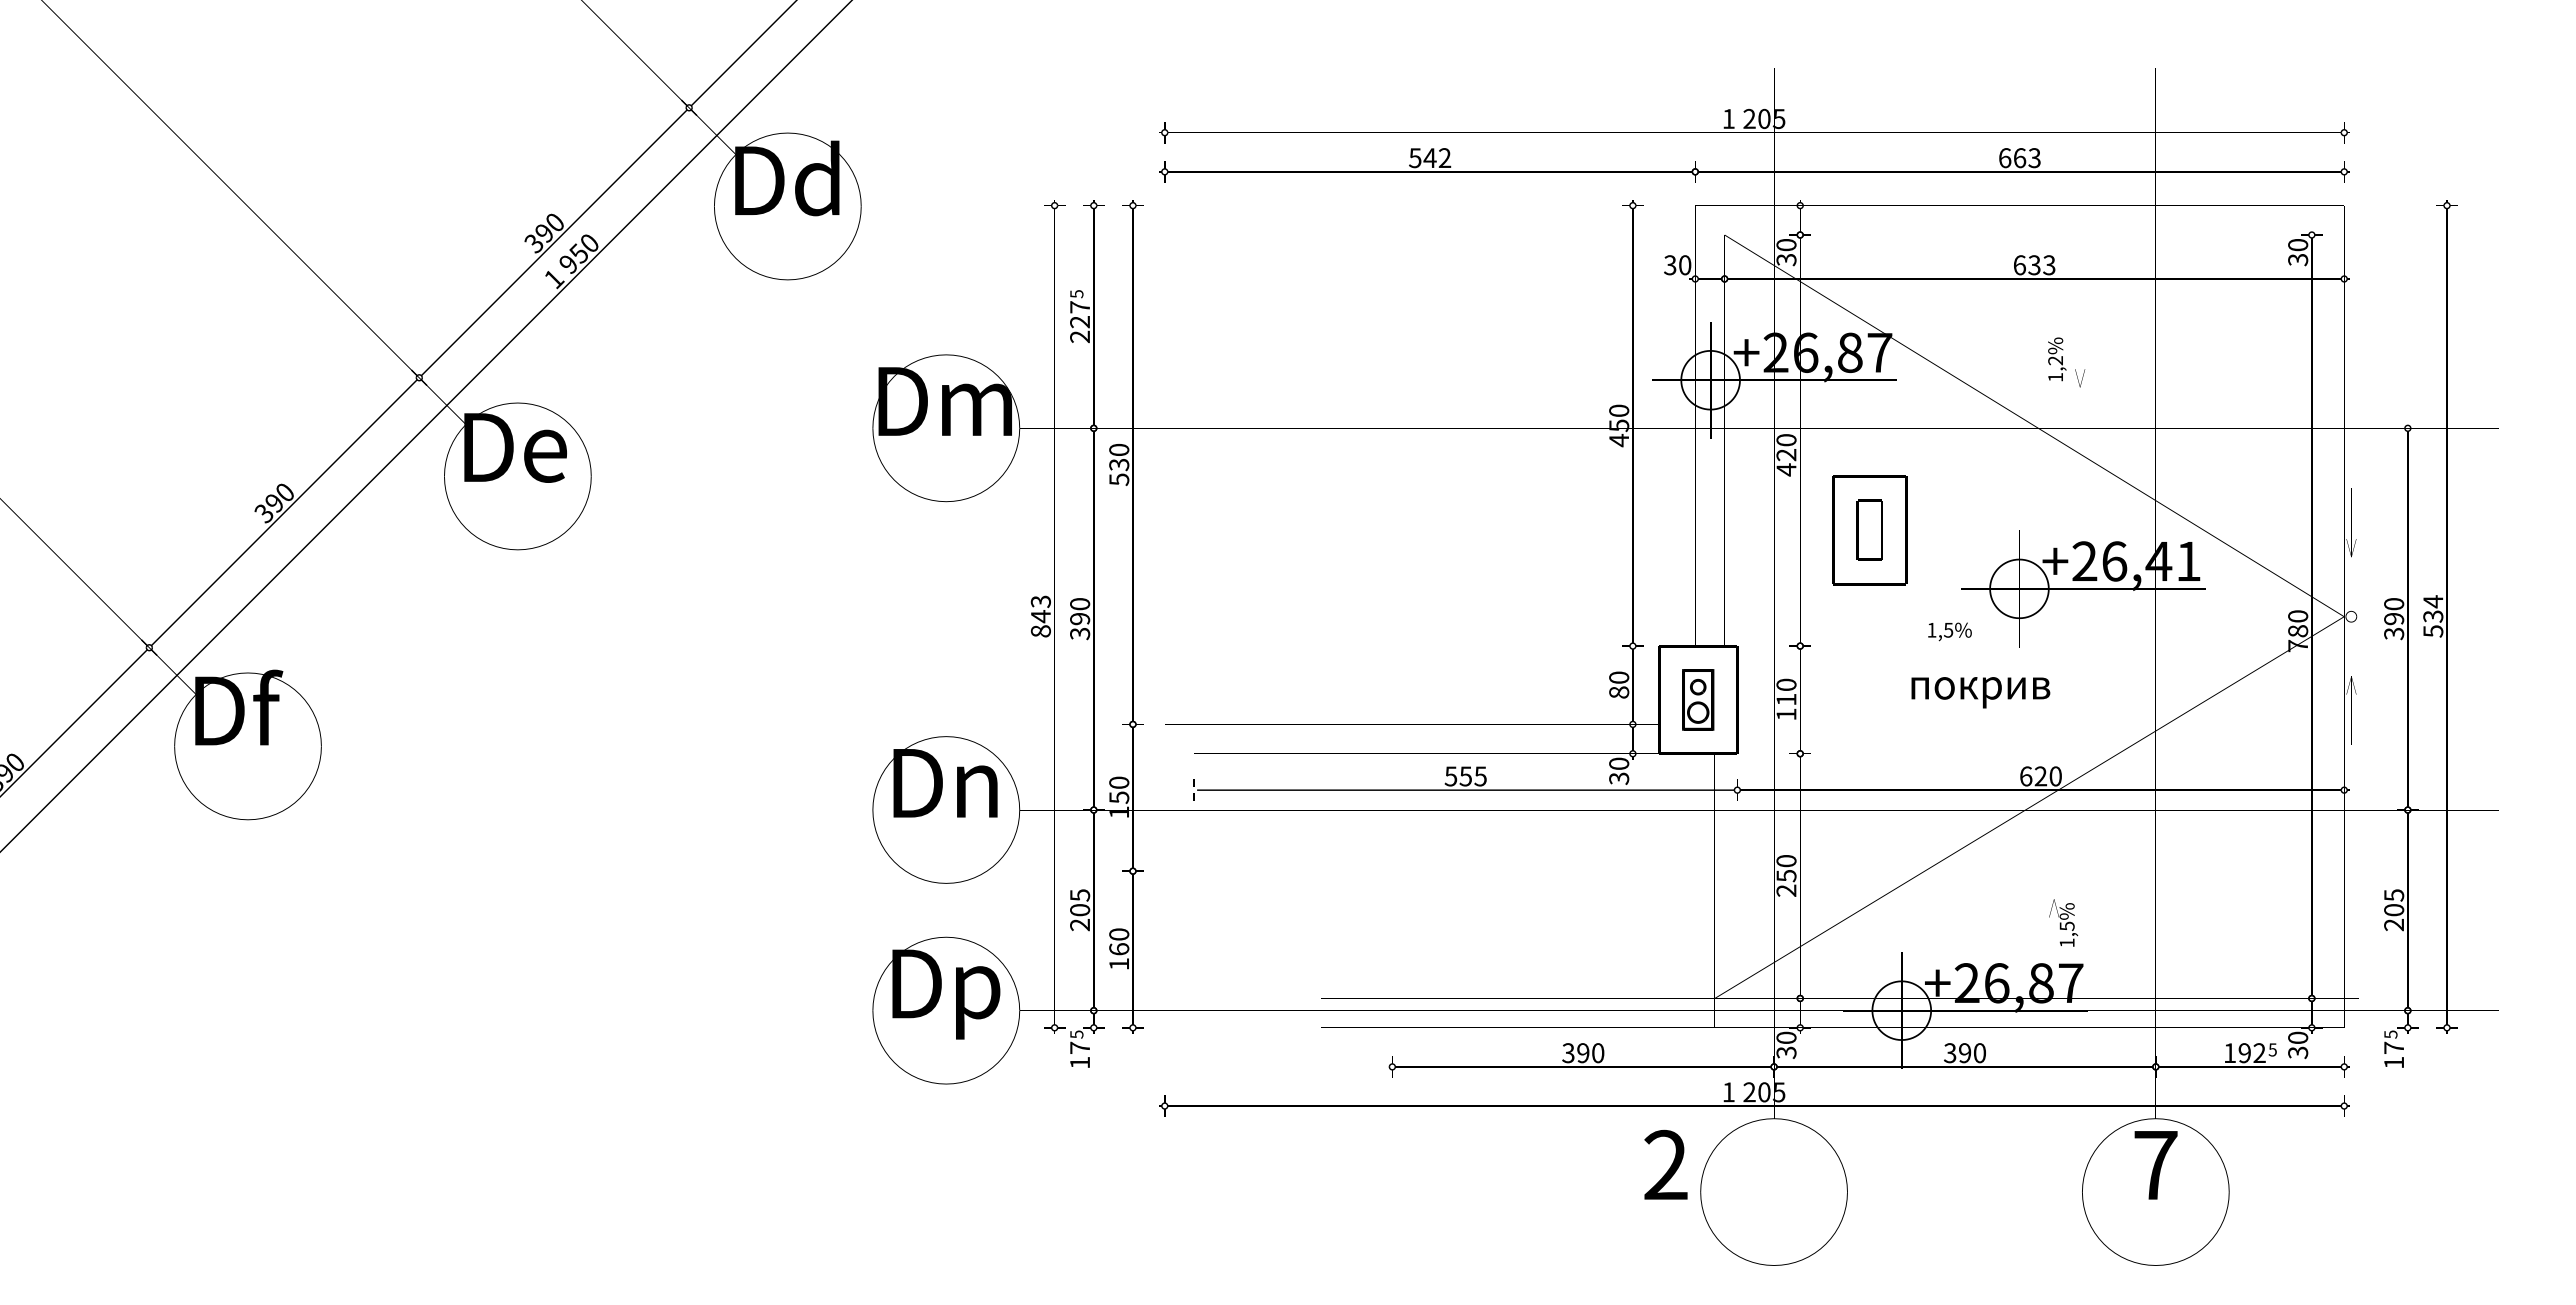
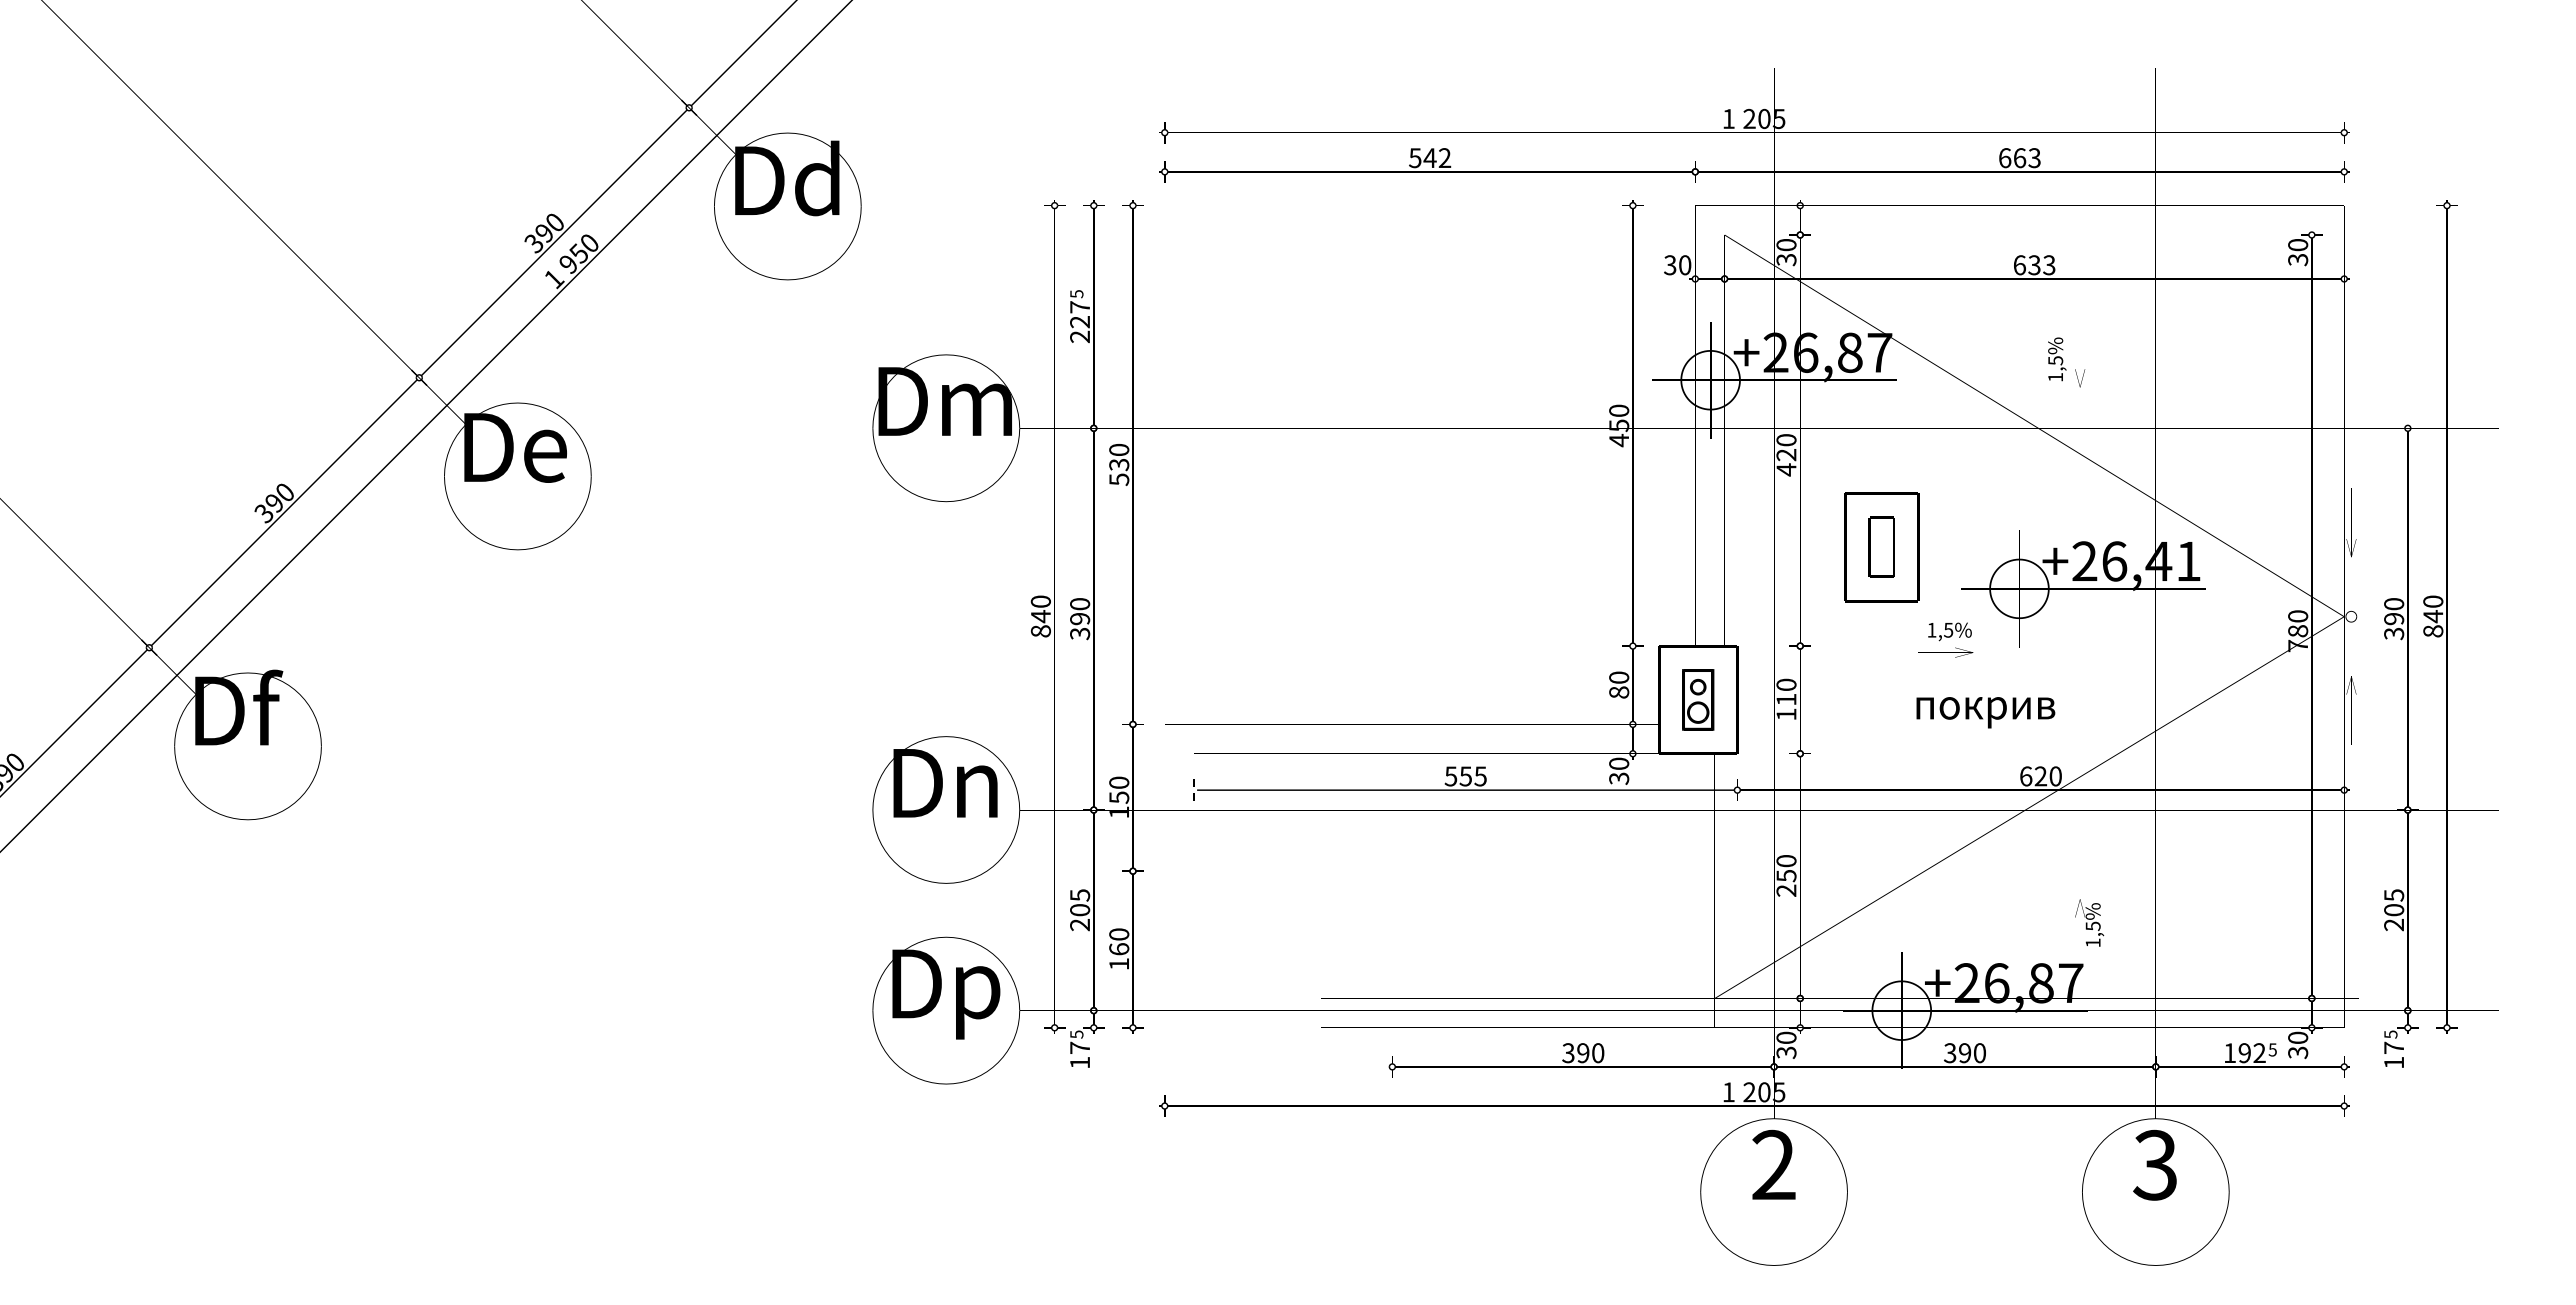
text: 1,2% -> 1,5% (2055, 360)
part position: (1869, 530) -> (1881, 547) (1881, 547)
text: 843 -> 840 (1040, 601)
text: 534 -> 840 (2433, 616)
part: none -> present (1945, 652)
text position: (1980, 692) -> (1985, 712) (1985, 712)
text position: (2063, 922) -> (2089, 922) (2089, 922)
text position: (1665, 1164) -> (1773, 1164) (1773, 1164)
text: 7 -> 3 (2155, 1164)
